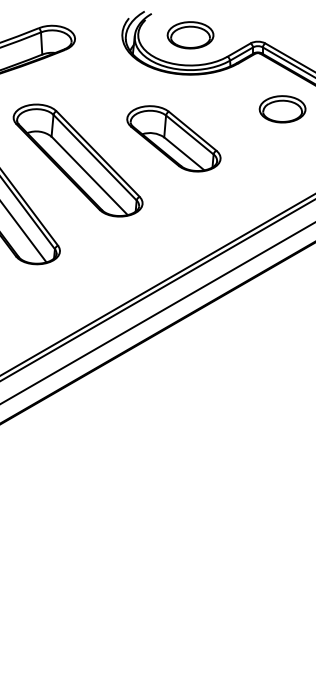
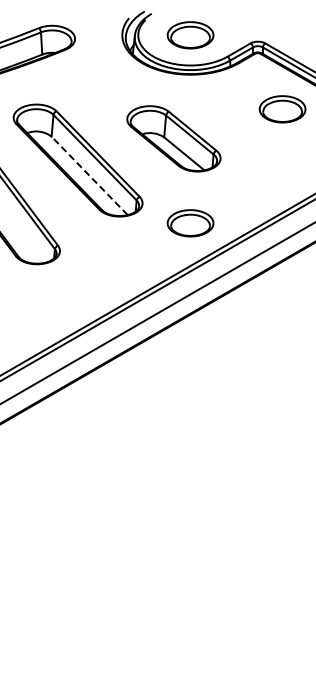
line: solid -> dashed (89, 175)
part: none -> present (190, 223)
line: present -> none (24, 232)
